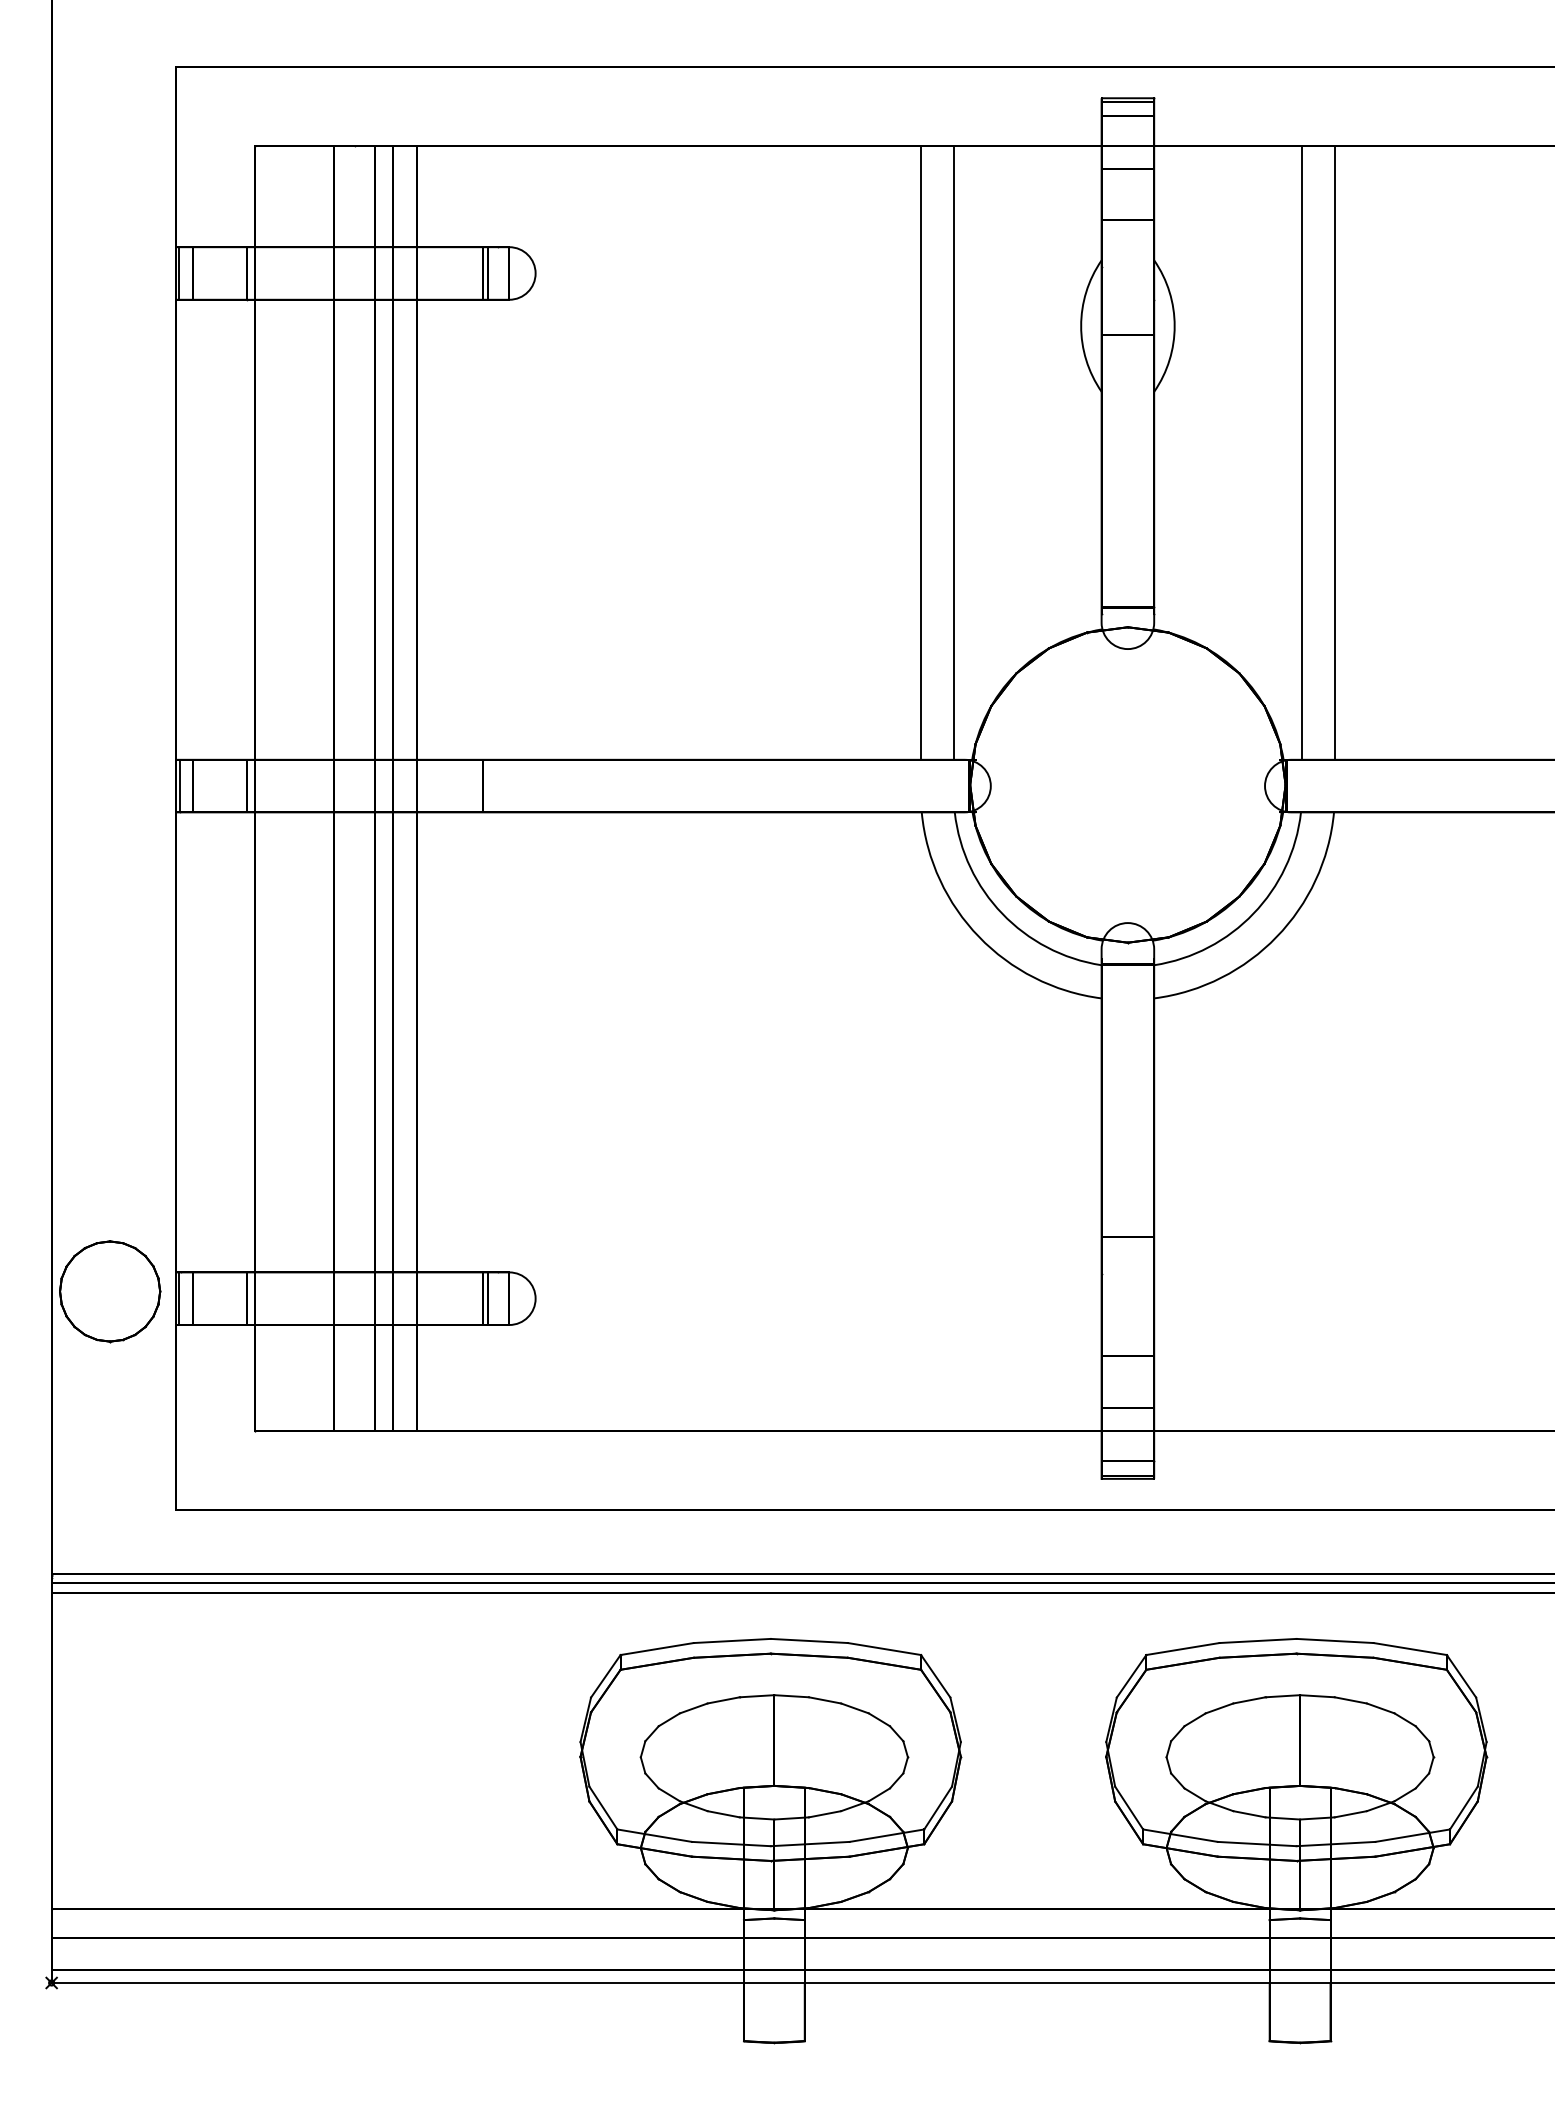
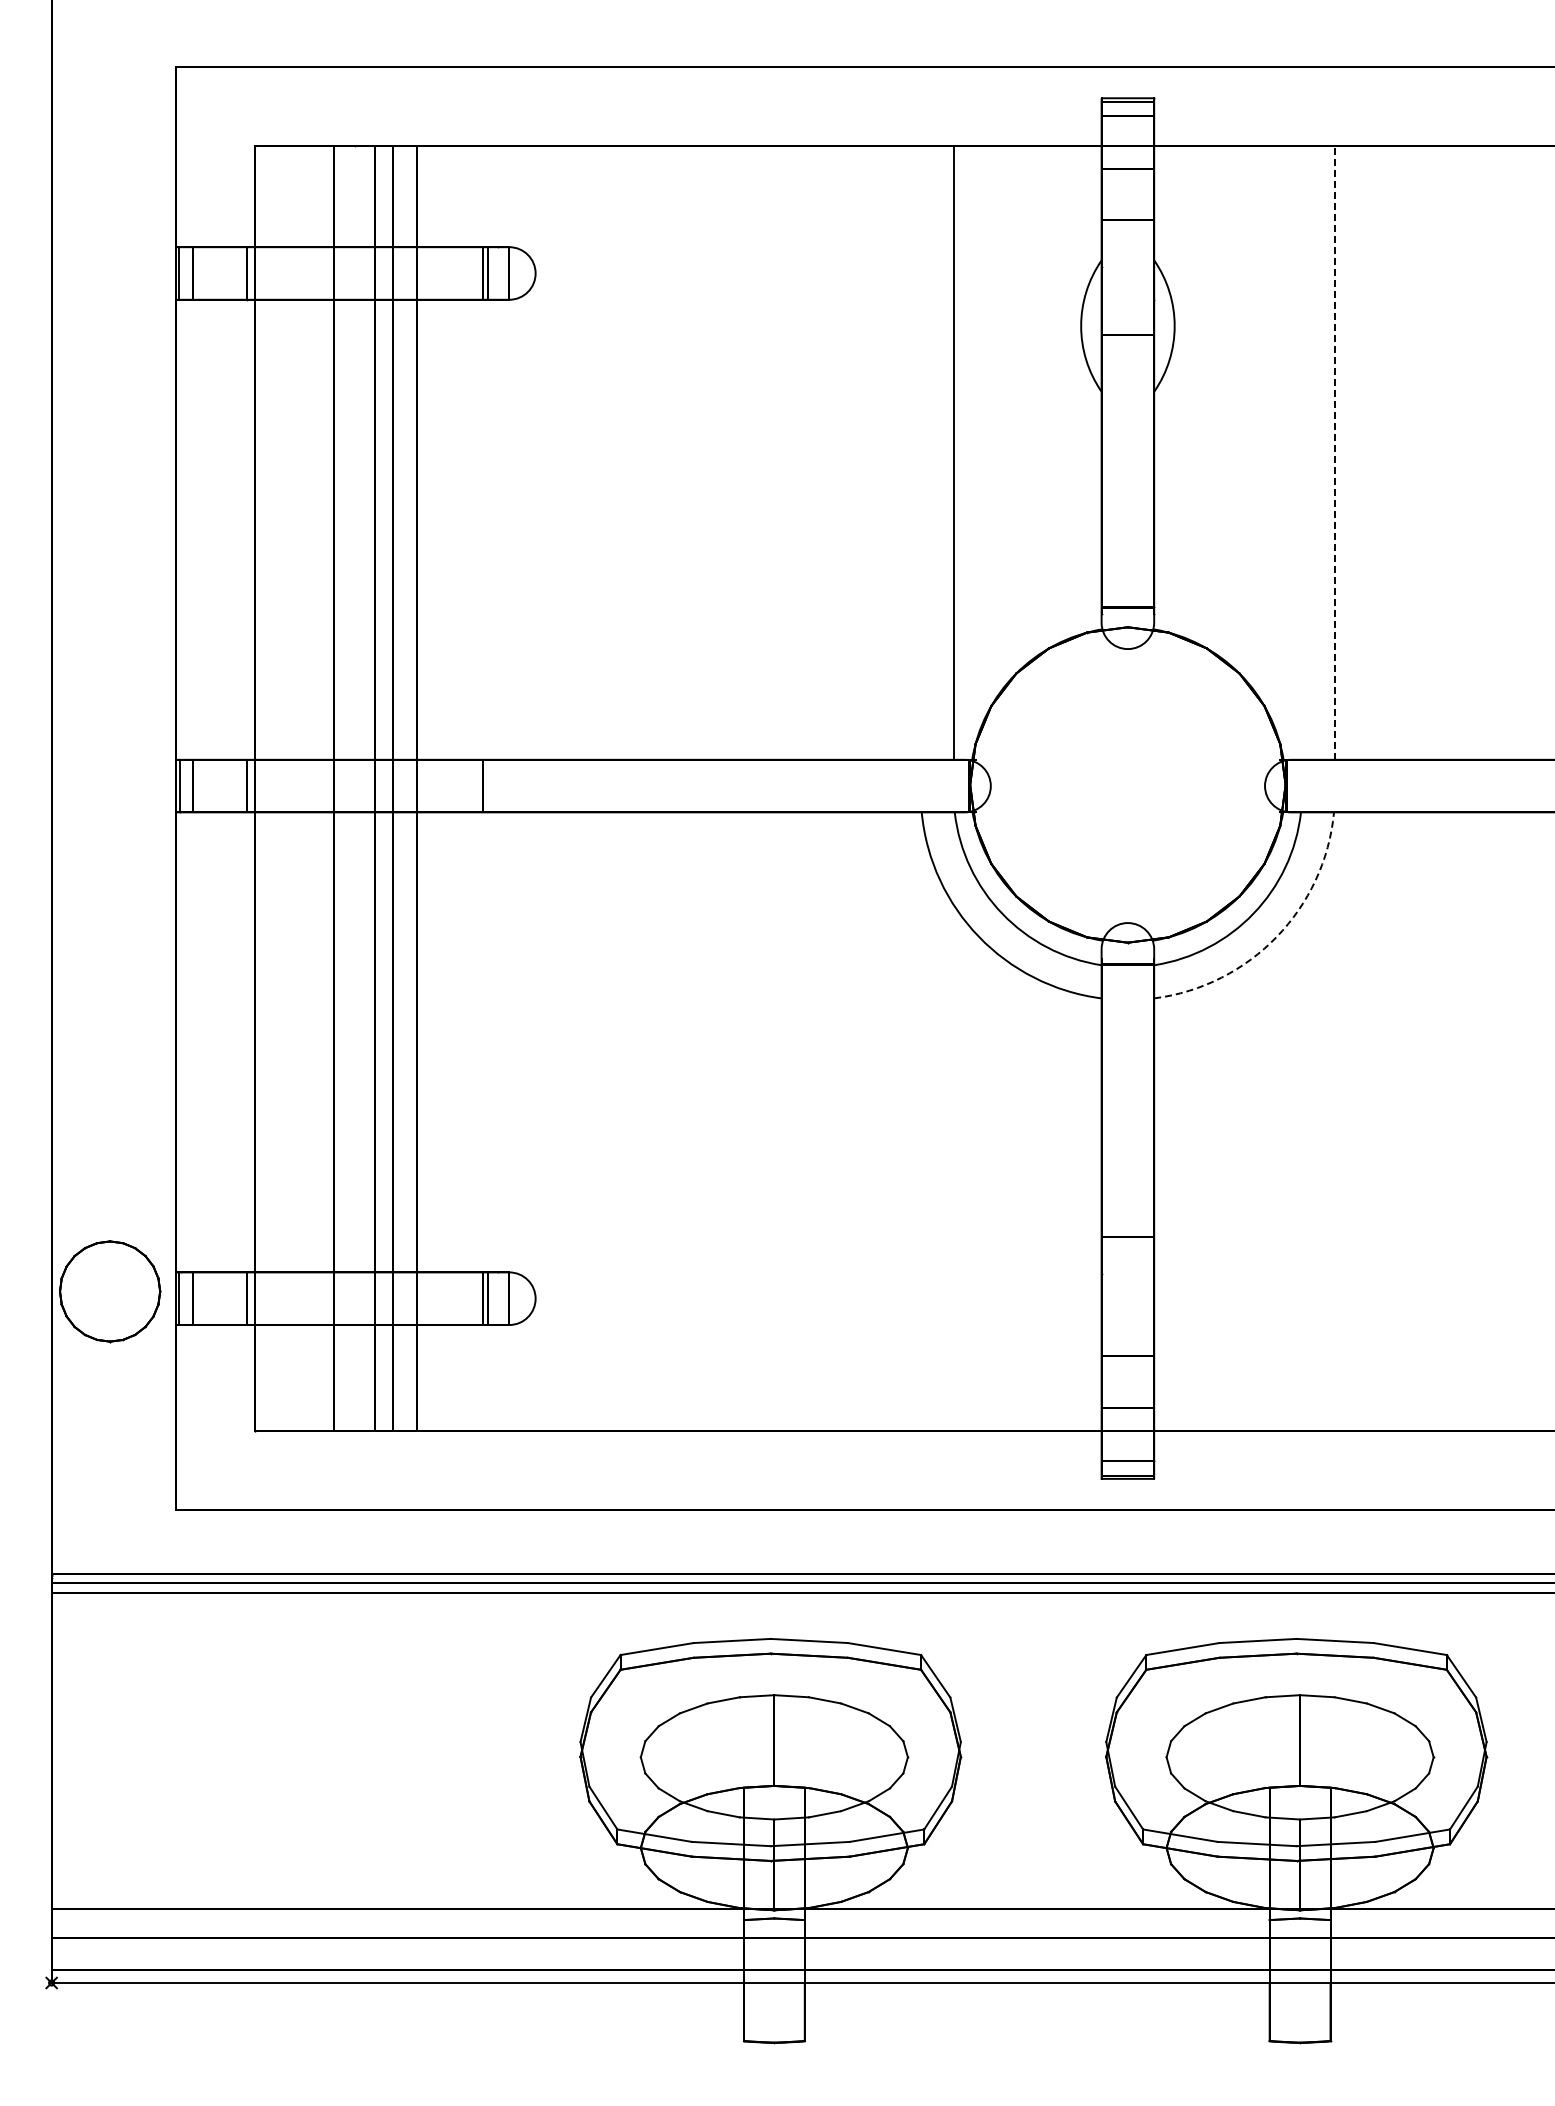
line: present -> none (920, 452)
line: present -> none (1302, 452)
line: solid -> dashed (1334, 453)
arc: solid -> dashed (1276, 936)
